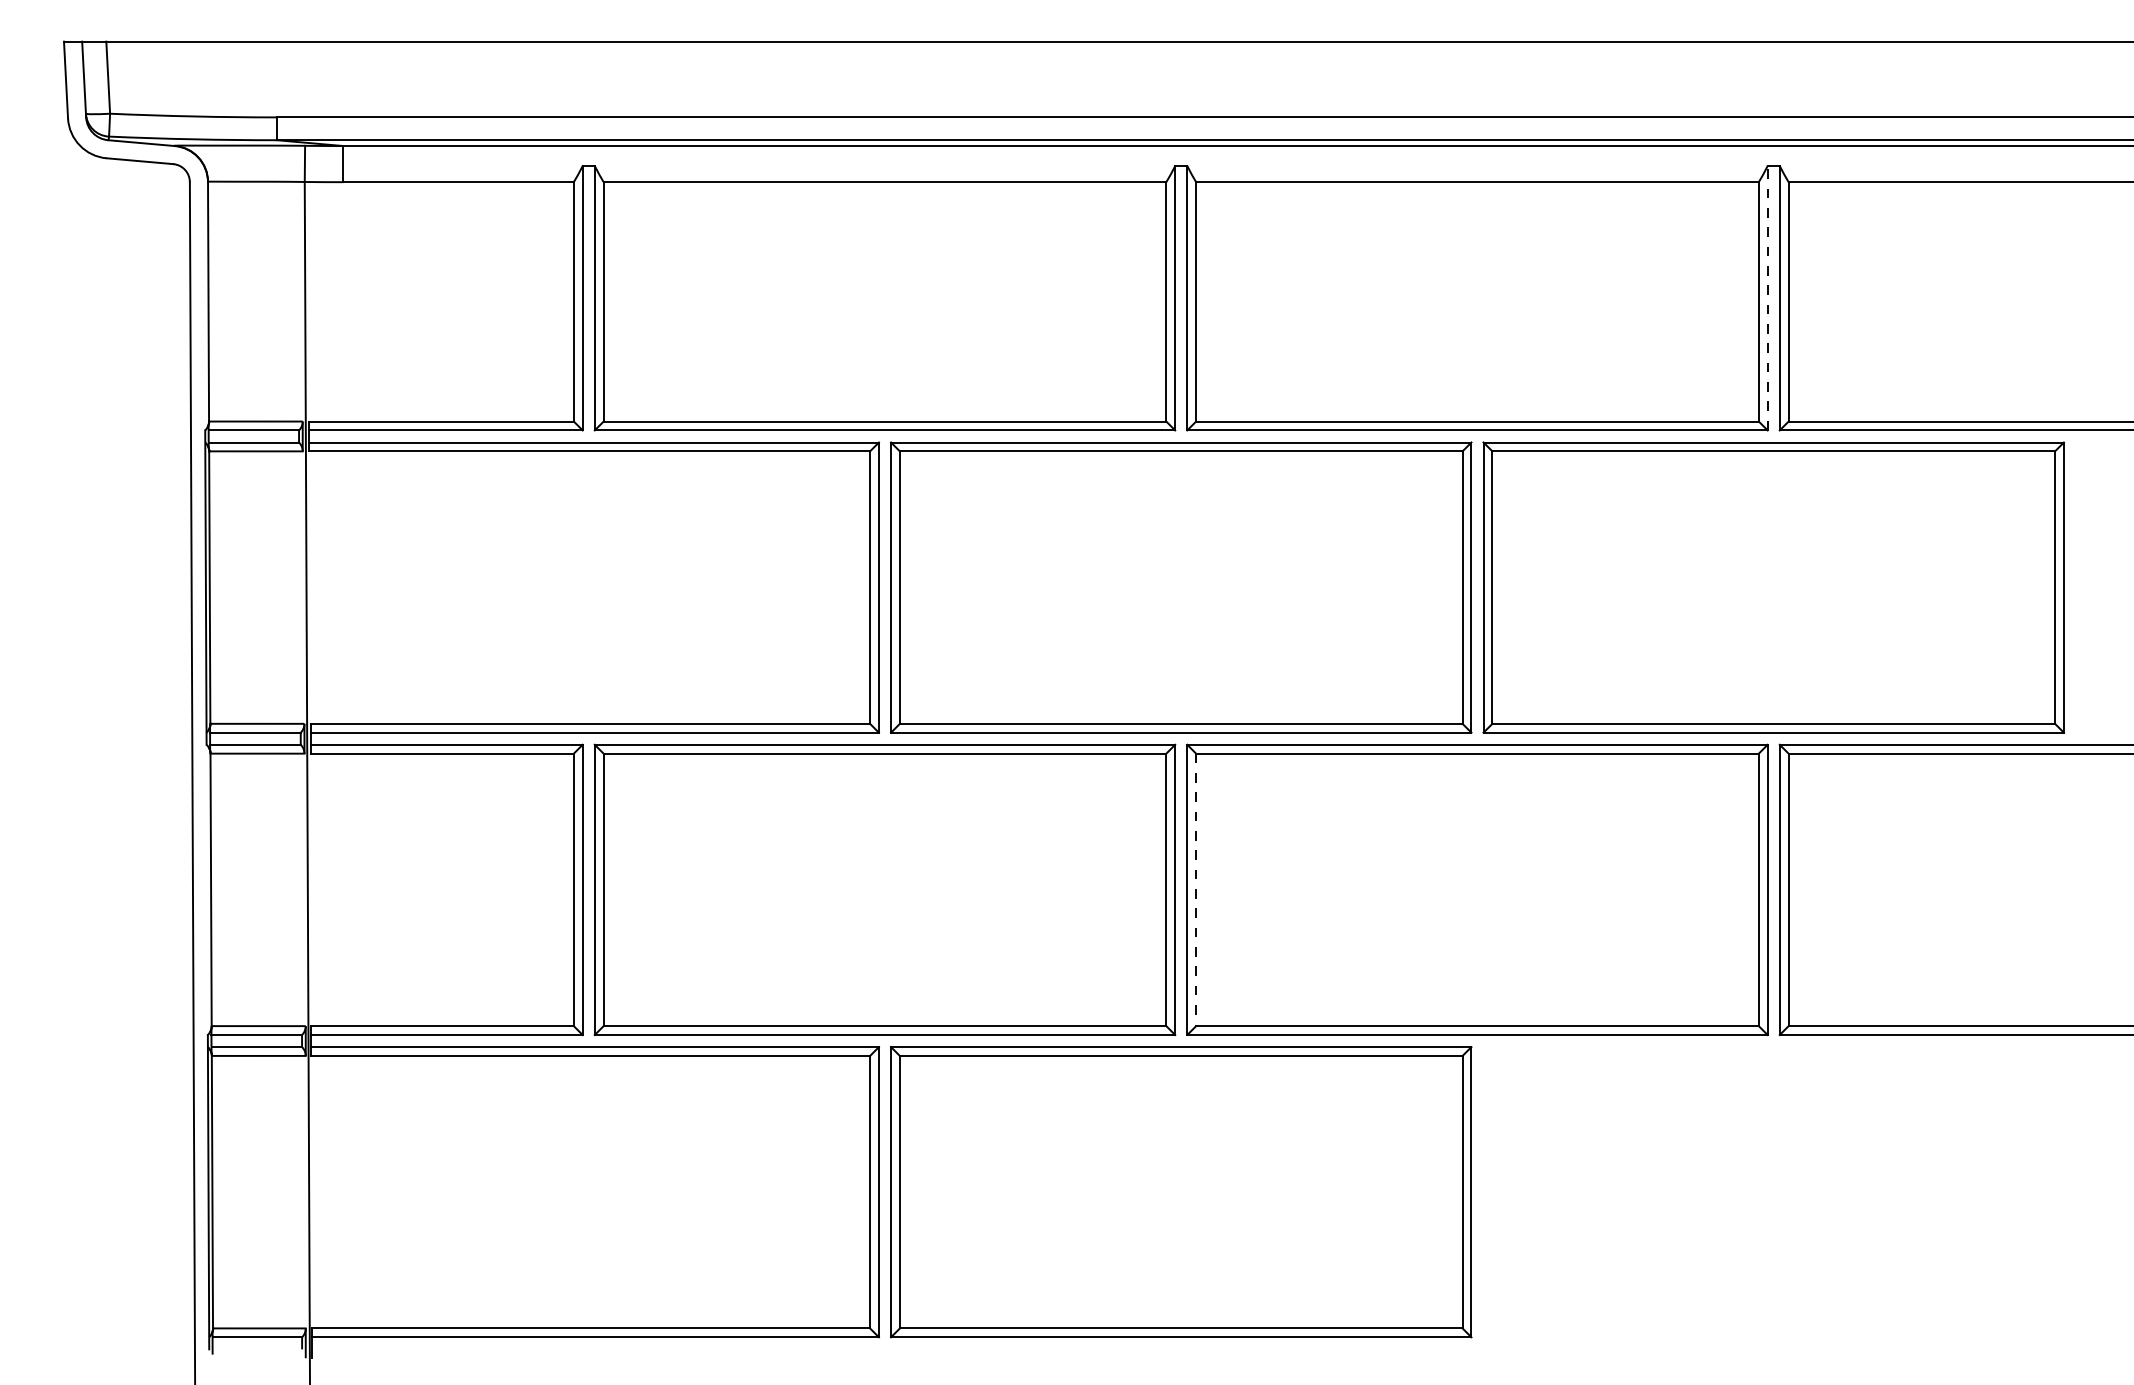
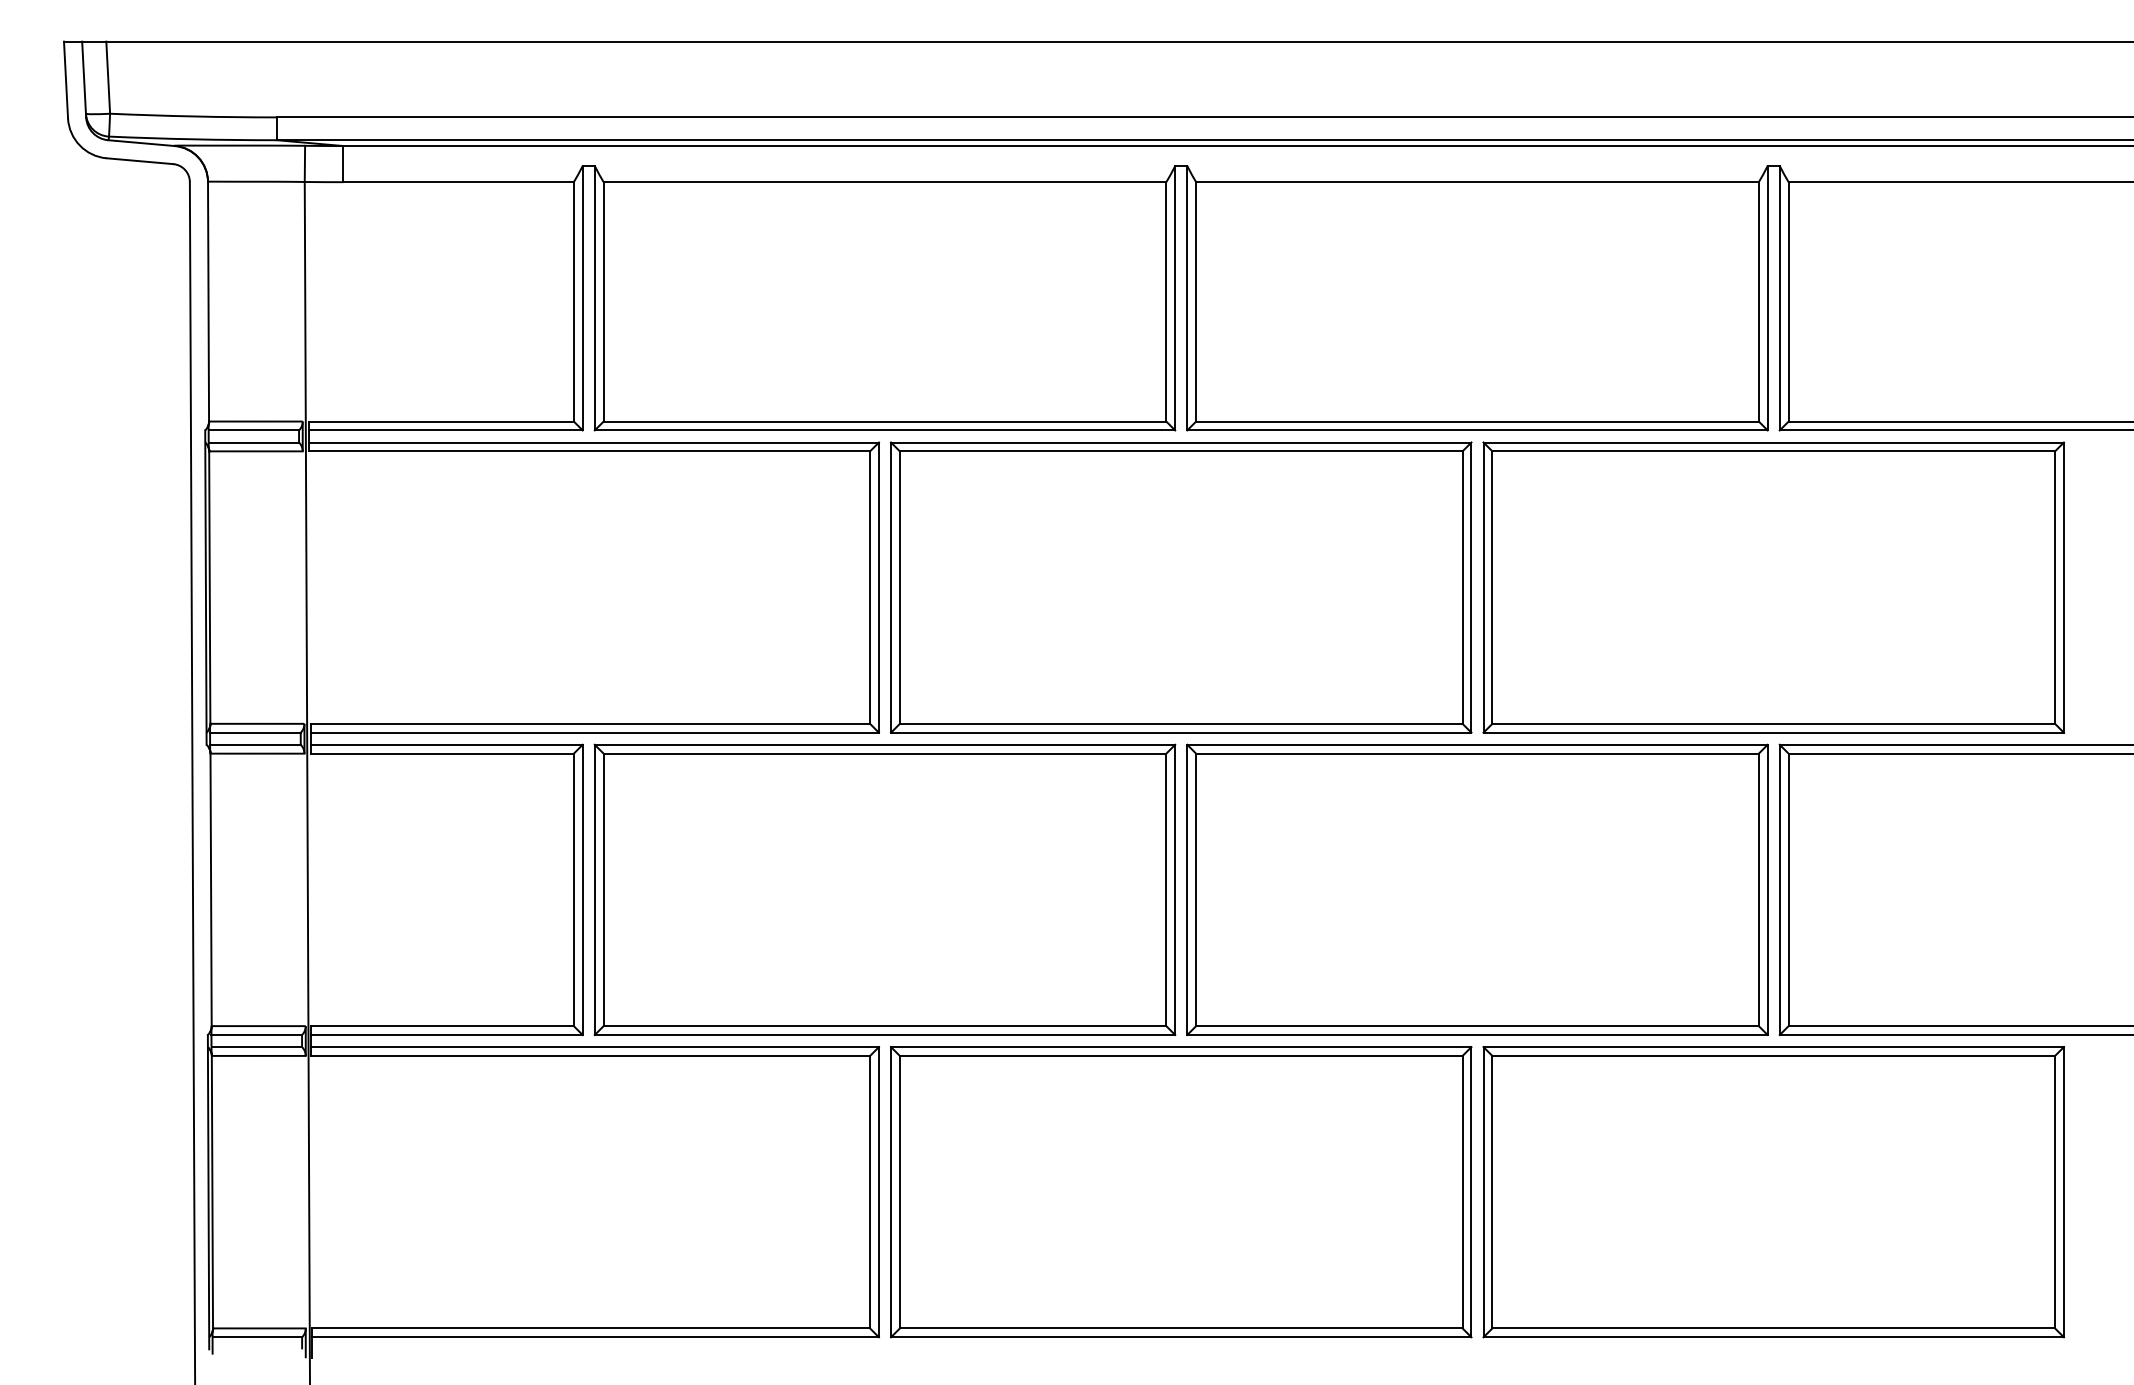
line: dashed -> solid (1767, 297)
line: dashed -> solid (1196, 890)
part: none -> present (1773, 1192)
